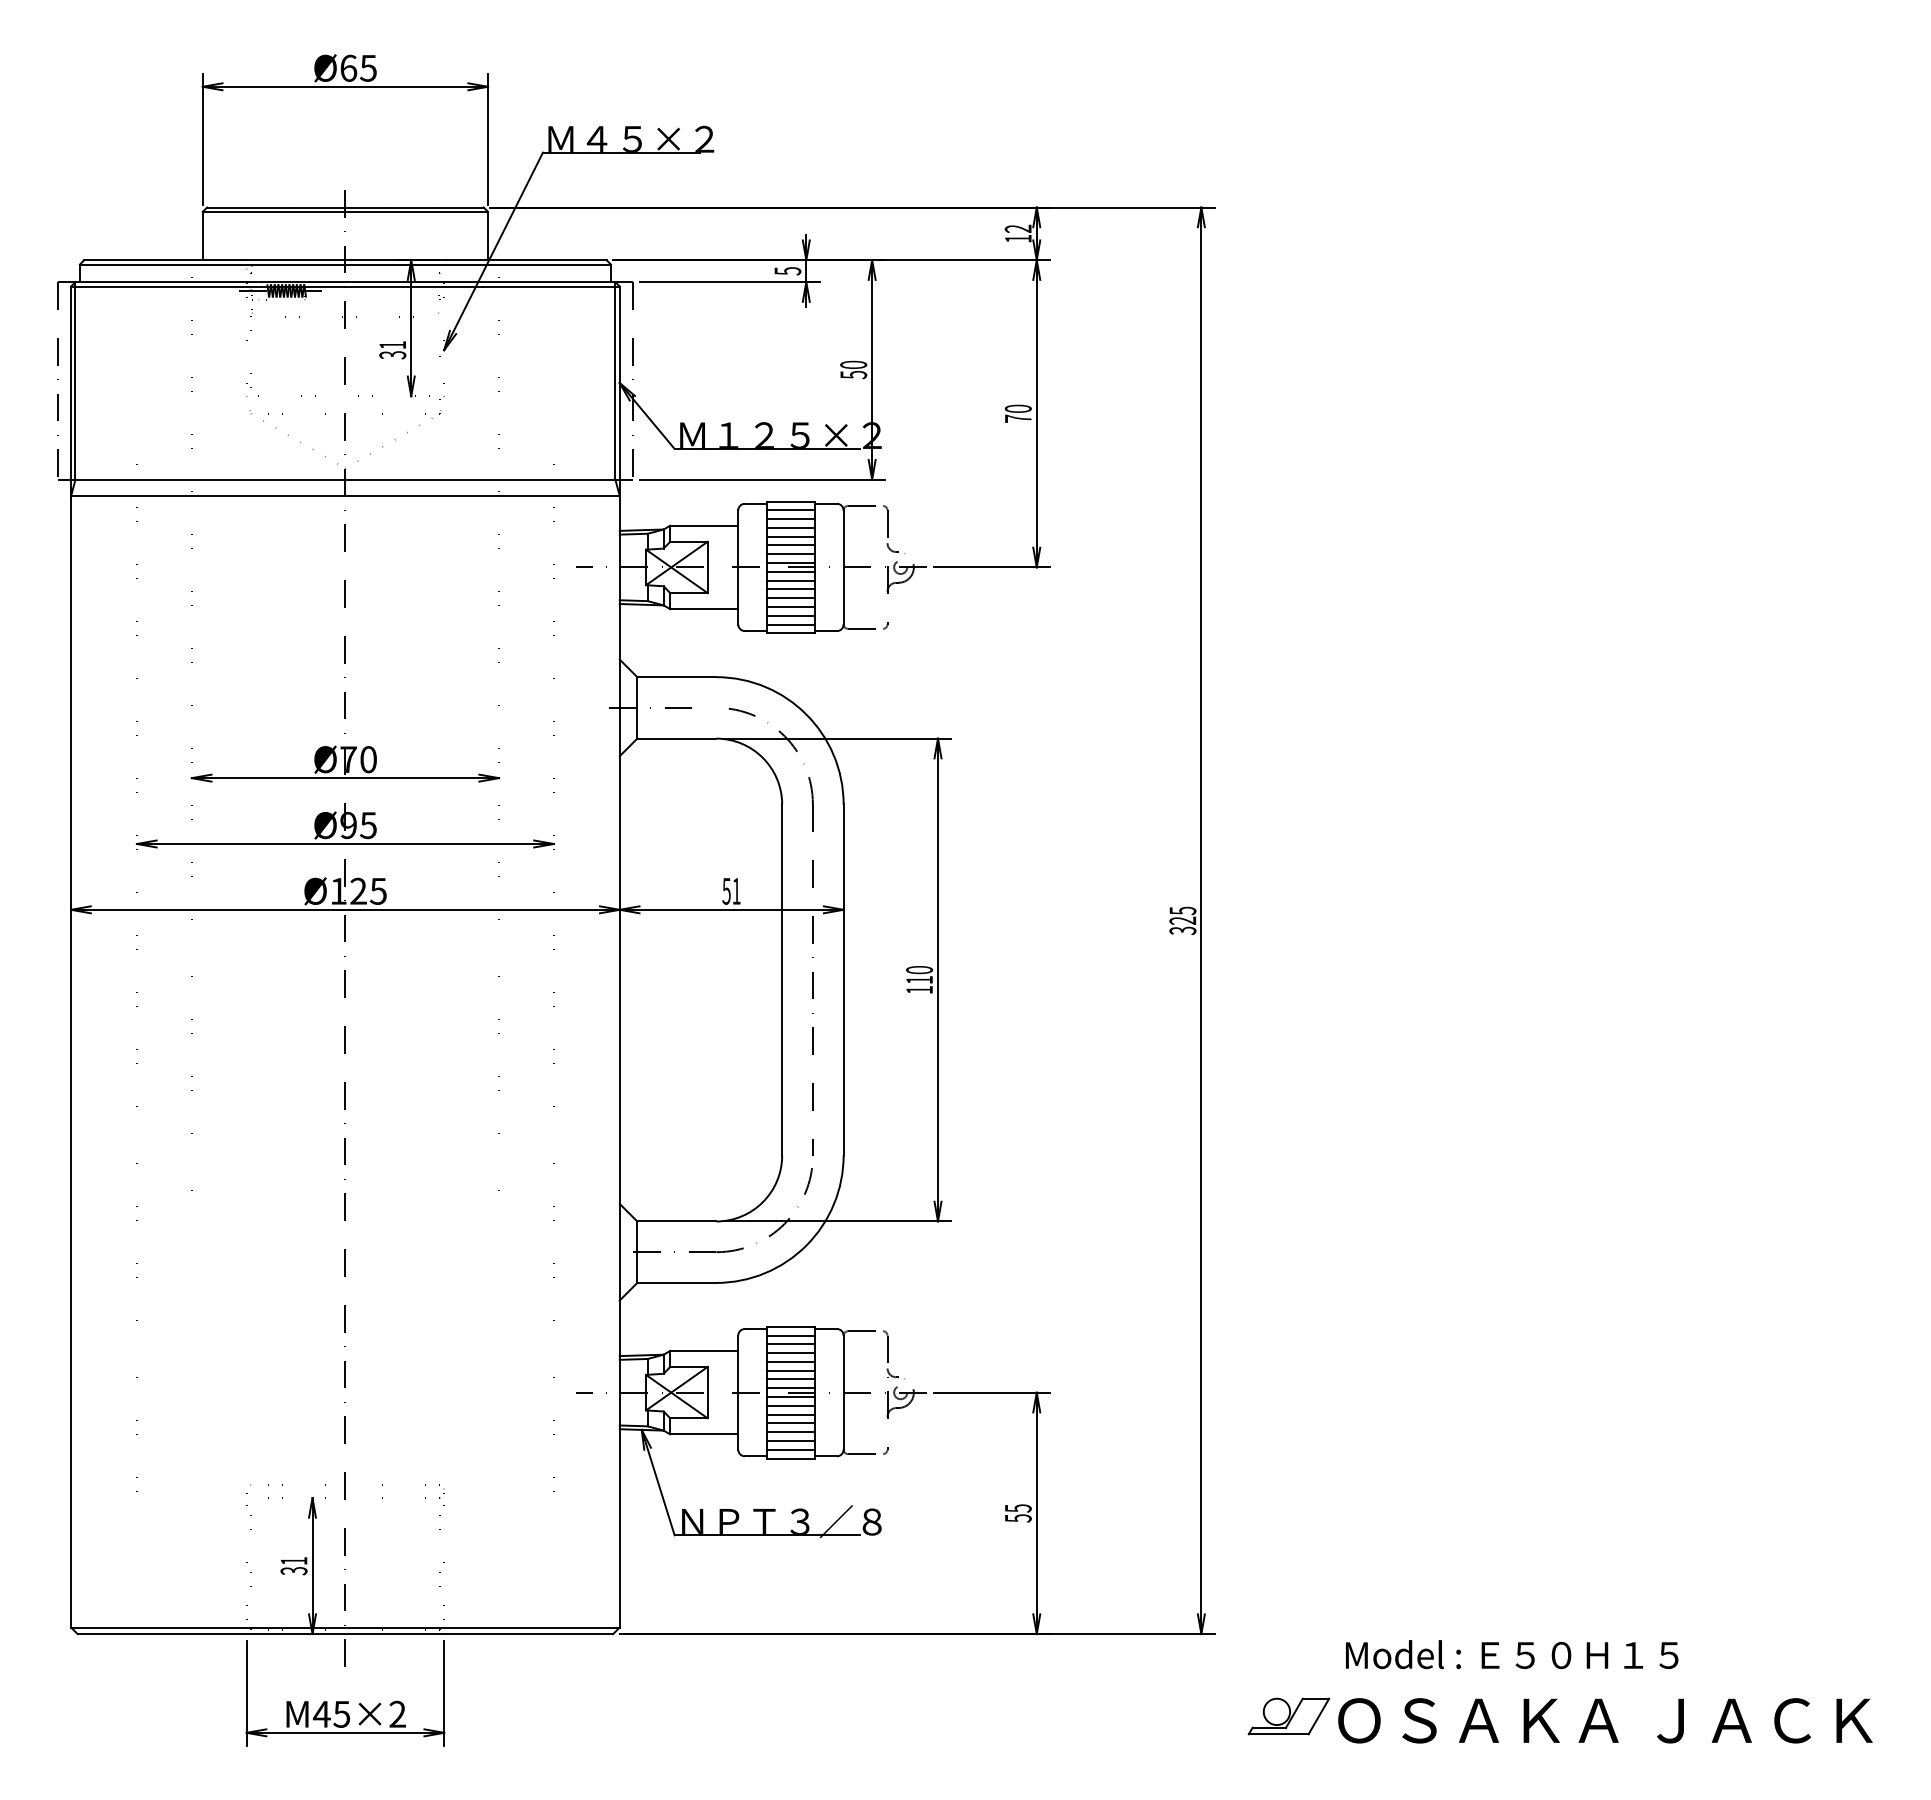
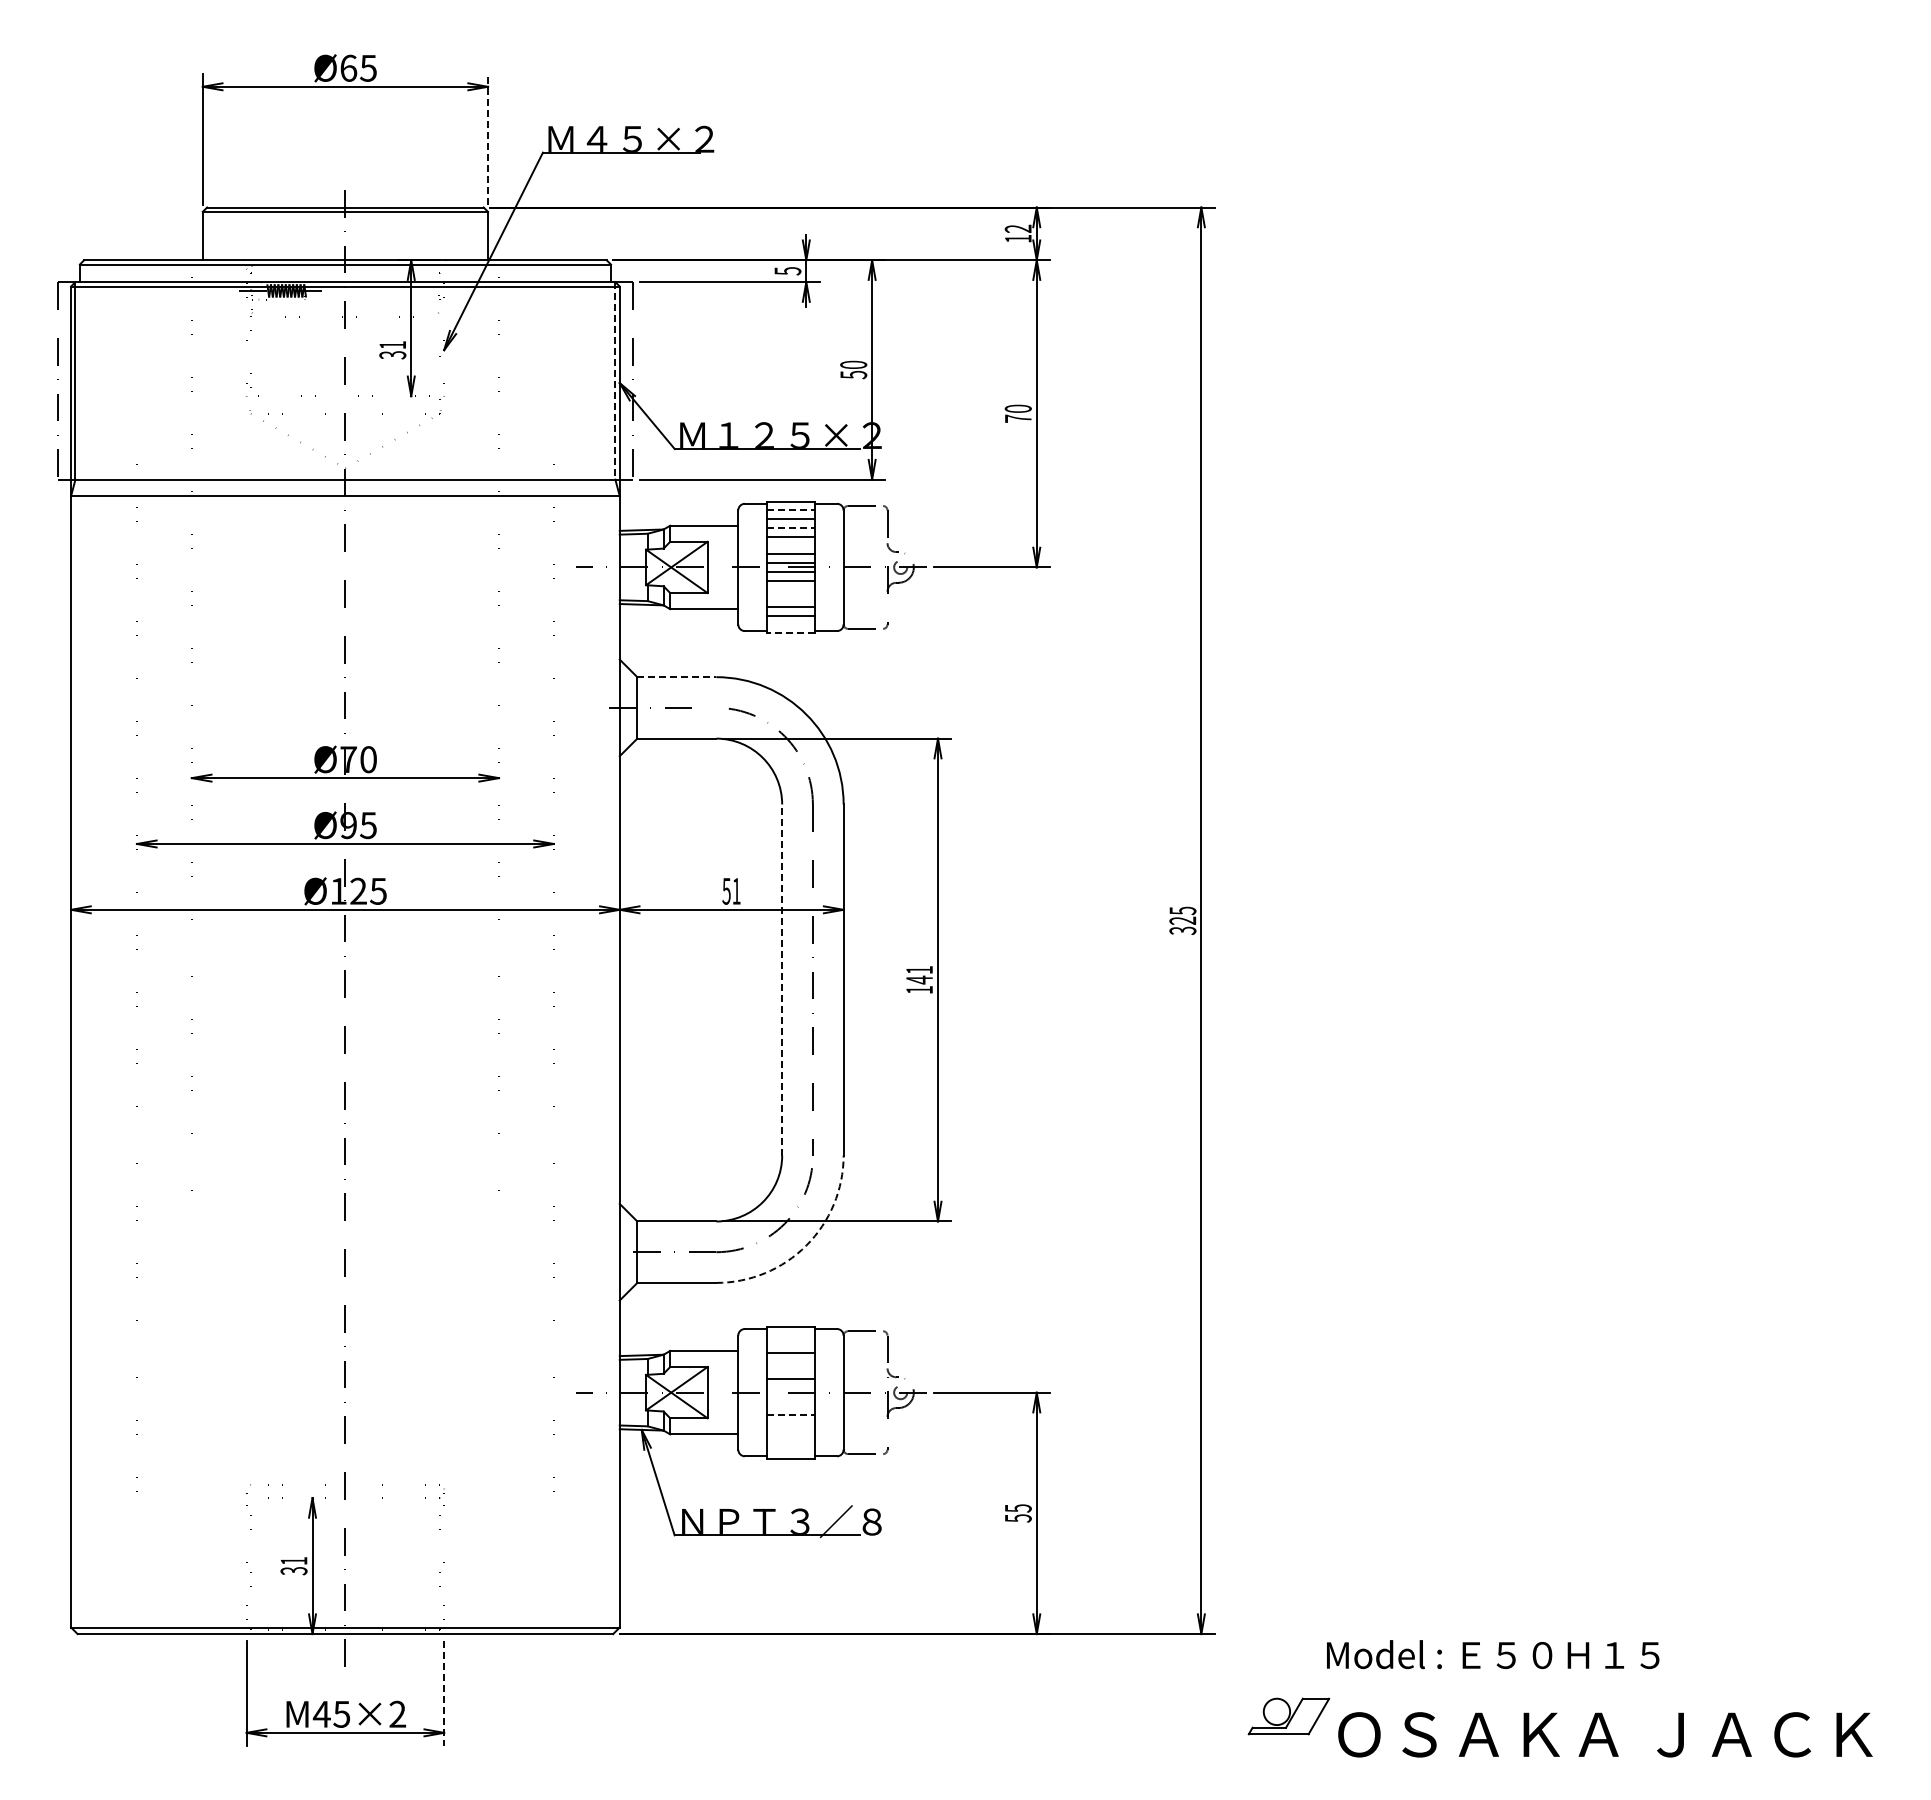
line: solid -> dashed (488, 139)
line: solid -> dashed (615, 380)
line: solid -> dashed (791, 510)
line: solid -> dashed (791, 527)
line: present -> none (790, 545)
line: present -> none (790, 589)
line: present -> none (790, 598)
line: present -> none (790, 624)
line: solid -> dashed (790, 633)
line: solid -> dashed (676, 677)
text: 110 -> 141 (919, 975)
line: solid -> dashed (782, 980)
arc: solid -> dashed (806, 1245)
line: present -> none (790, 1335)
line: present -> none (790, 1344)
line: present -> none (790, 1361)
line: present -> none (790, 1370)
line: present -> none (790, 1388)
line: present -> none (790, 1397)
line: present -> none (790, 1405)
line: solid -> dashed (791, 1414)
line: present -> none (790, 1423)
line: present -> none (790, 1432)
line: present -> none (790, 1440)
line: present -> none (790, 1449)
text position: (1512, 1654) -> (1493, 1654) (1493, 1654)
line: solid -> dashed (444, 1693)
text position: (1605, 1720) -> (1605, 1734) (1605, 1734)
